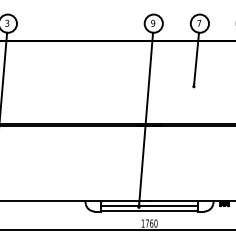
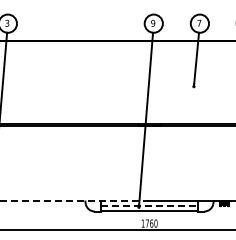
line: solid -> dashed (74, 200)
line: solid -> dashed (150, 206)
